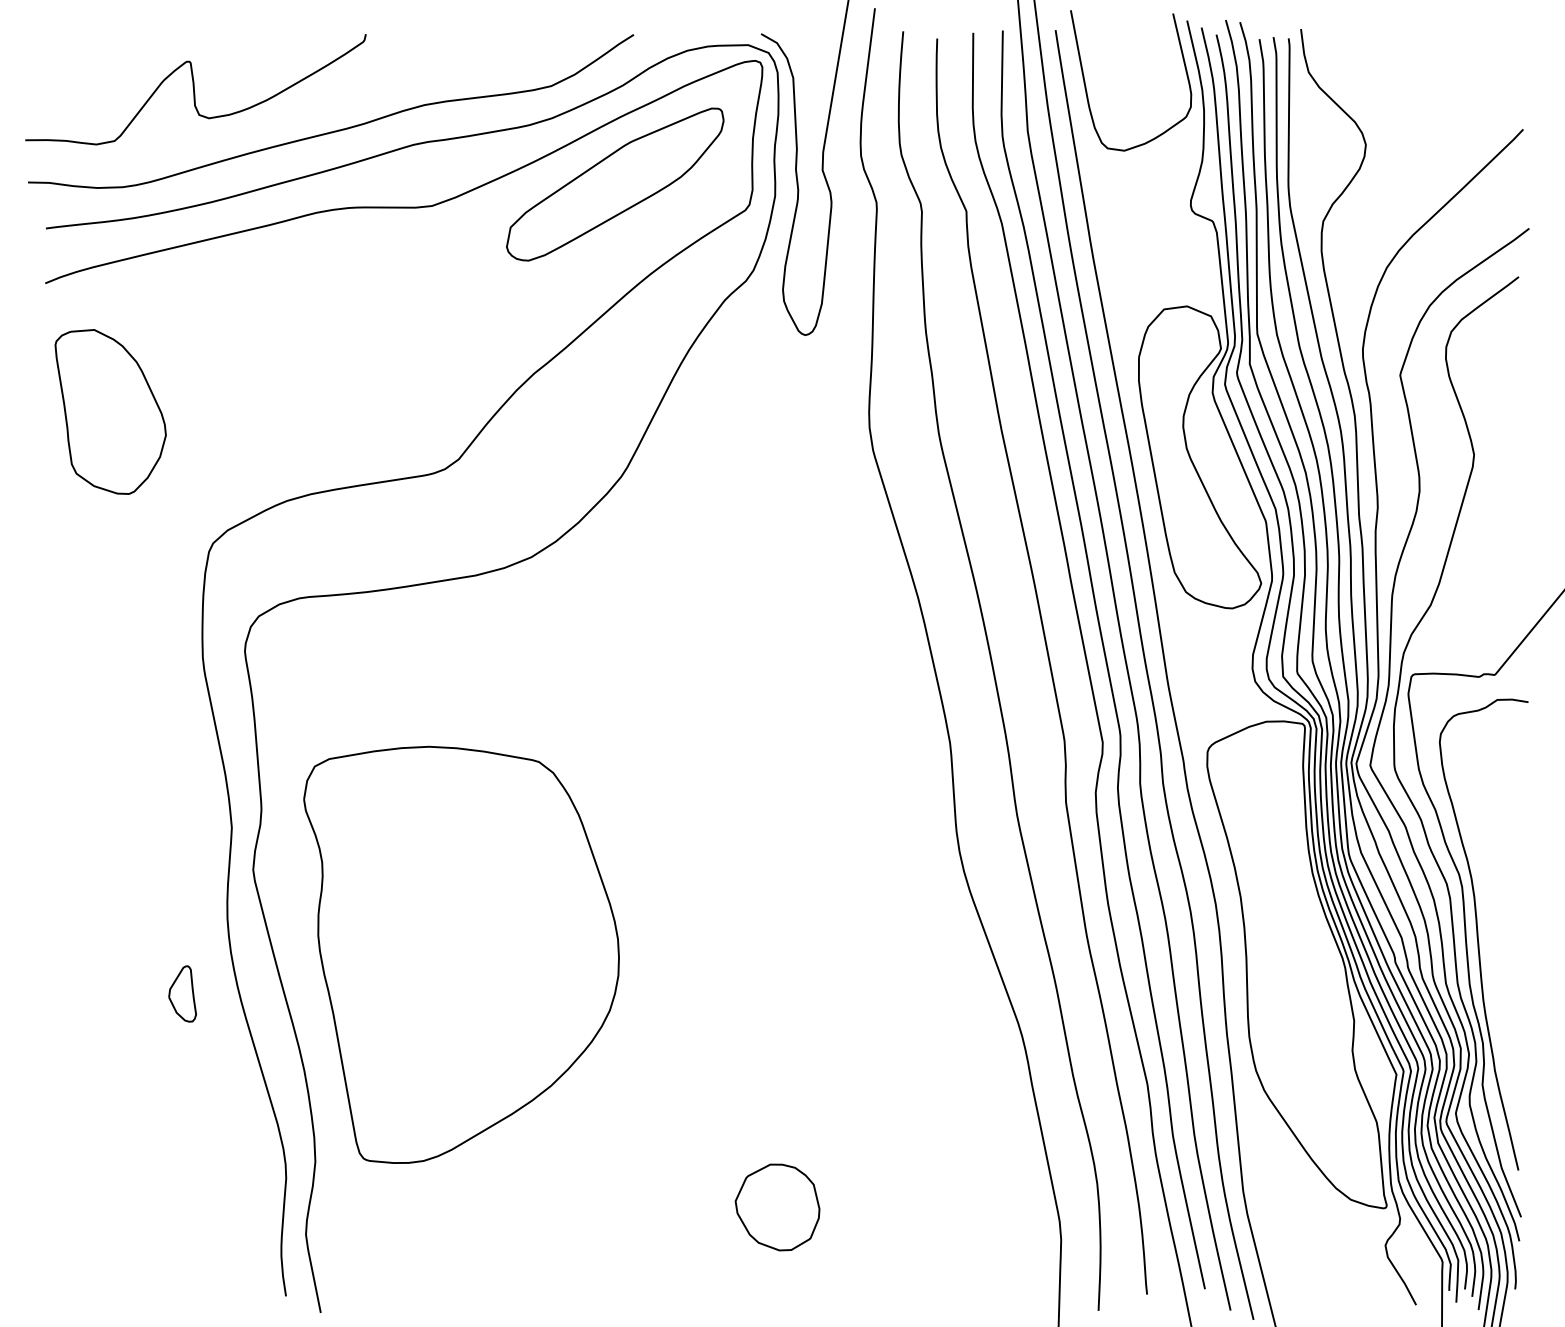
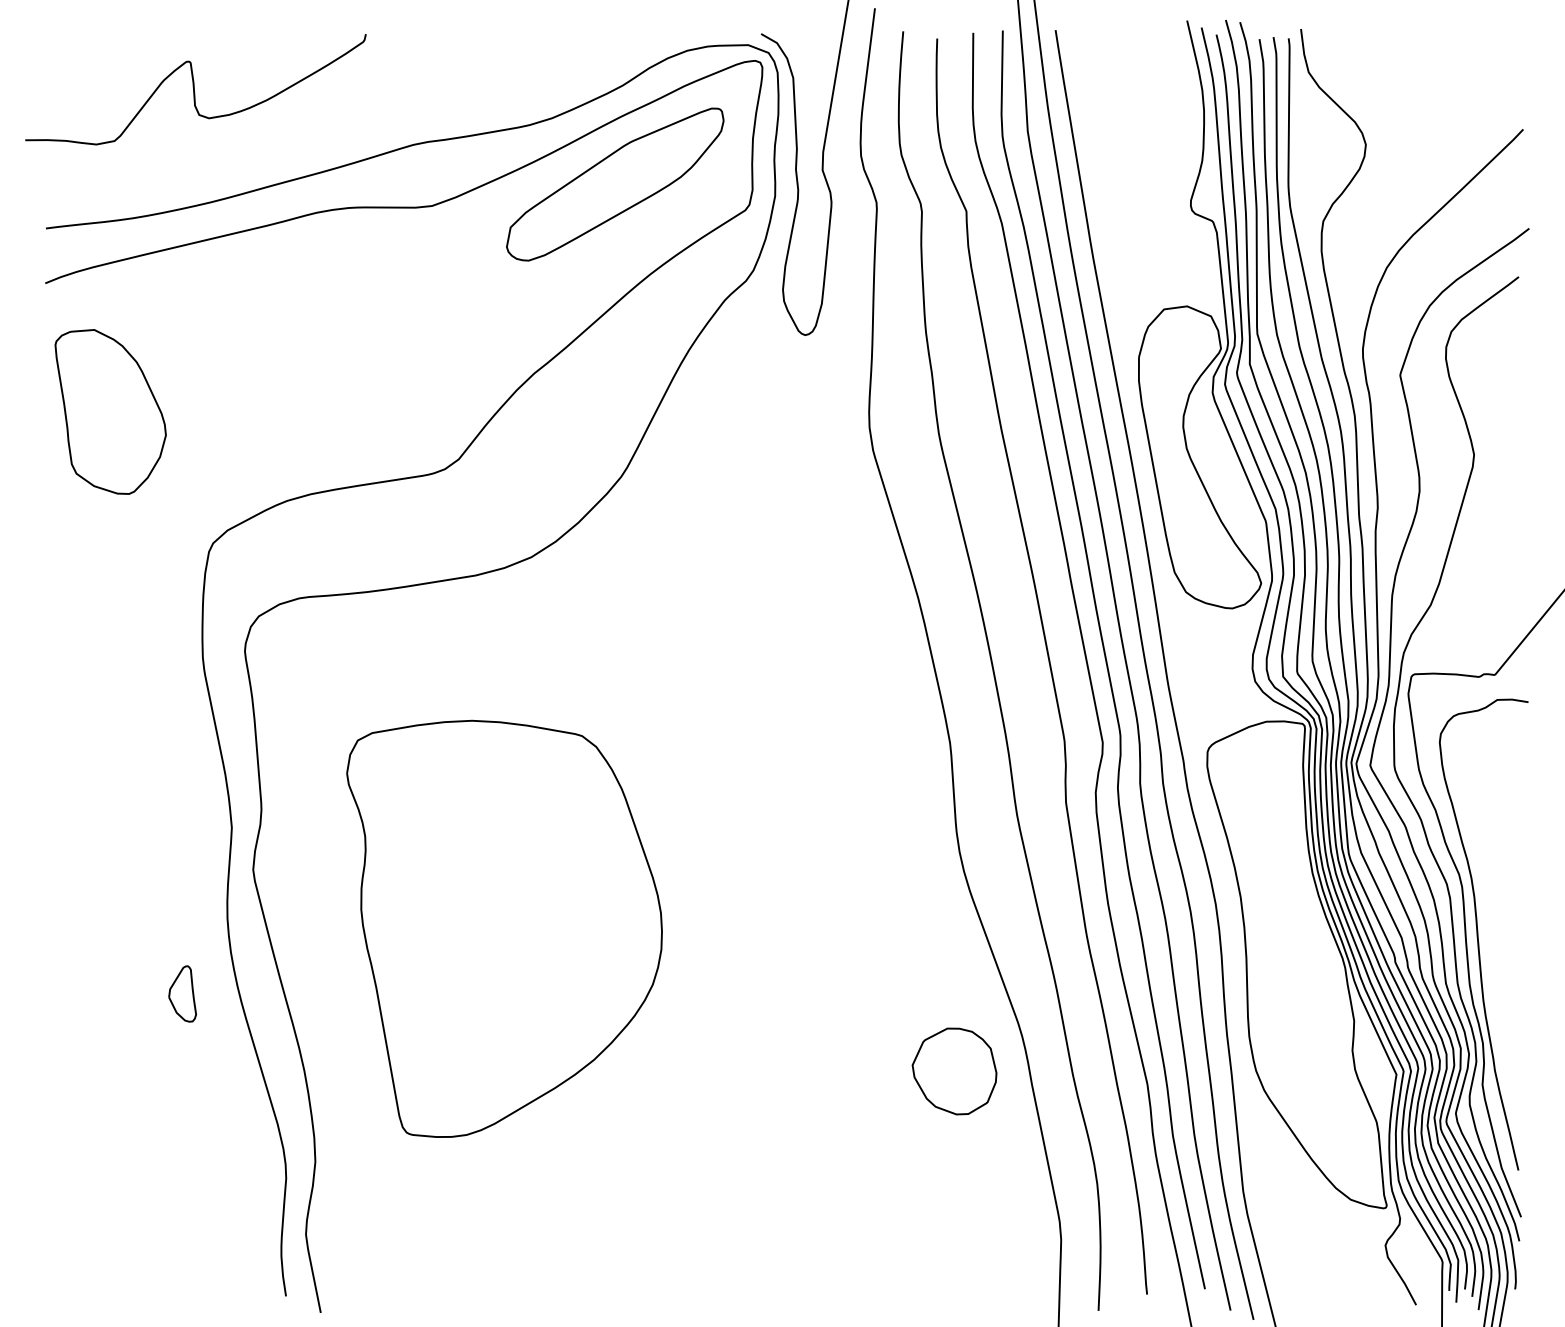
curve: present -> none (1087, 91)
curve: present -> none (334, 130)
part position: (461, 954) -> (504, 928) (504, 928)
part position: (777, 1207) -> (954, 1071) (954, 1071)
